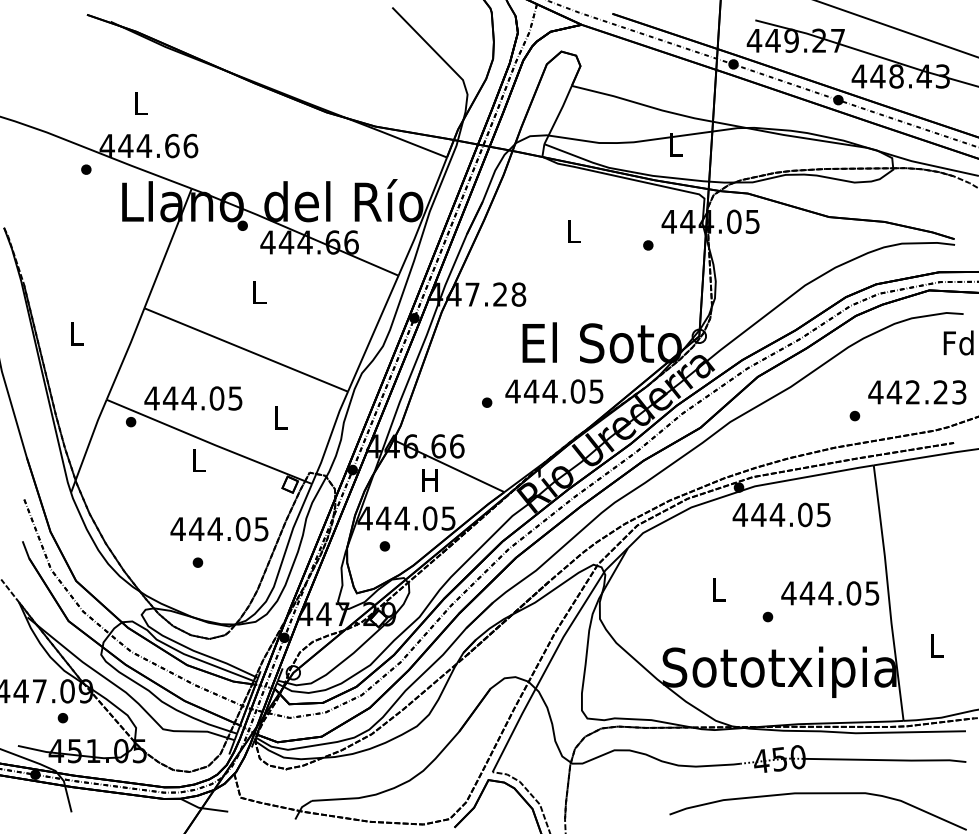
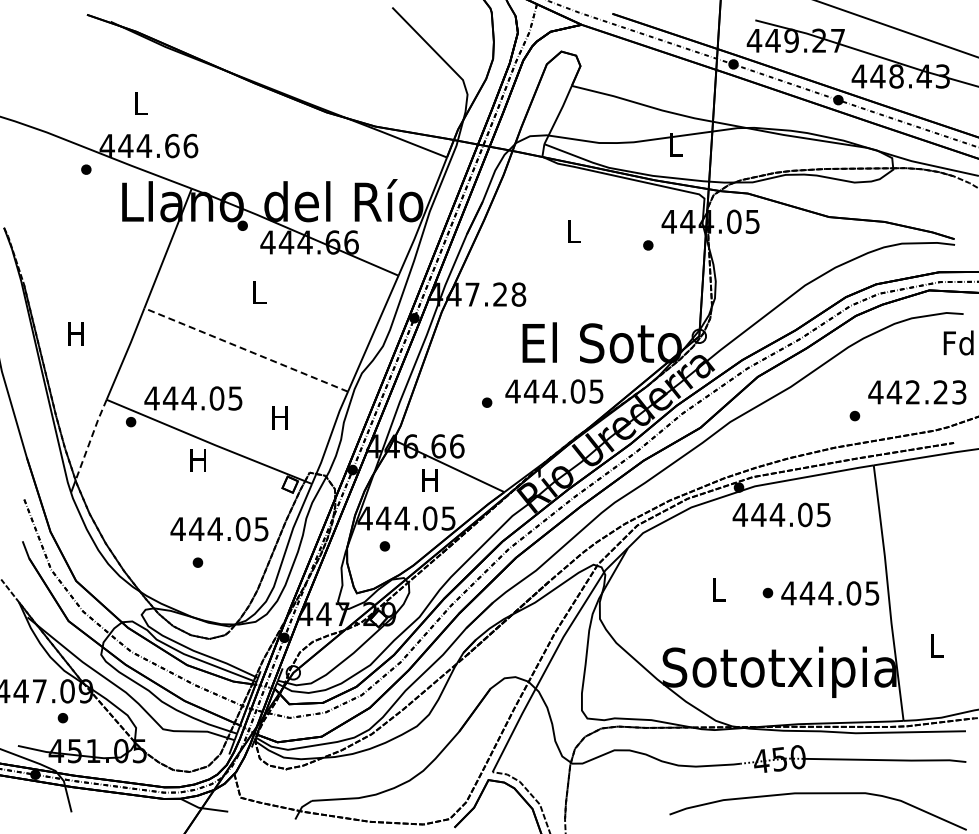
text: L -> H (75, 333)
line: solid -> dashed (245, 349)
text: L -> H (279, 417)
line: solid -> dashed (90, 439)
text: L -> H (197, 460)
part position: (767, 616) -> (767, 592) (767, 592)
